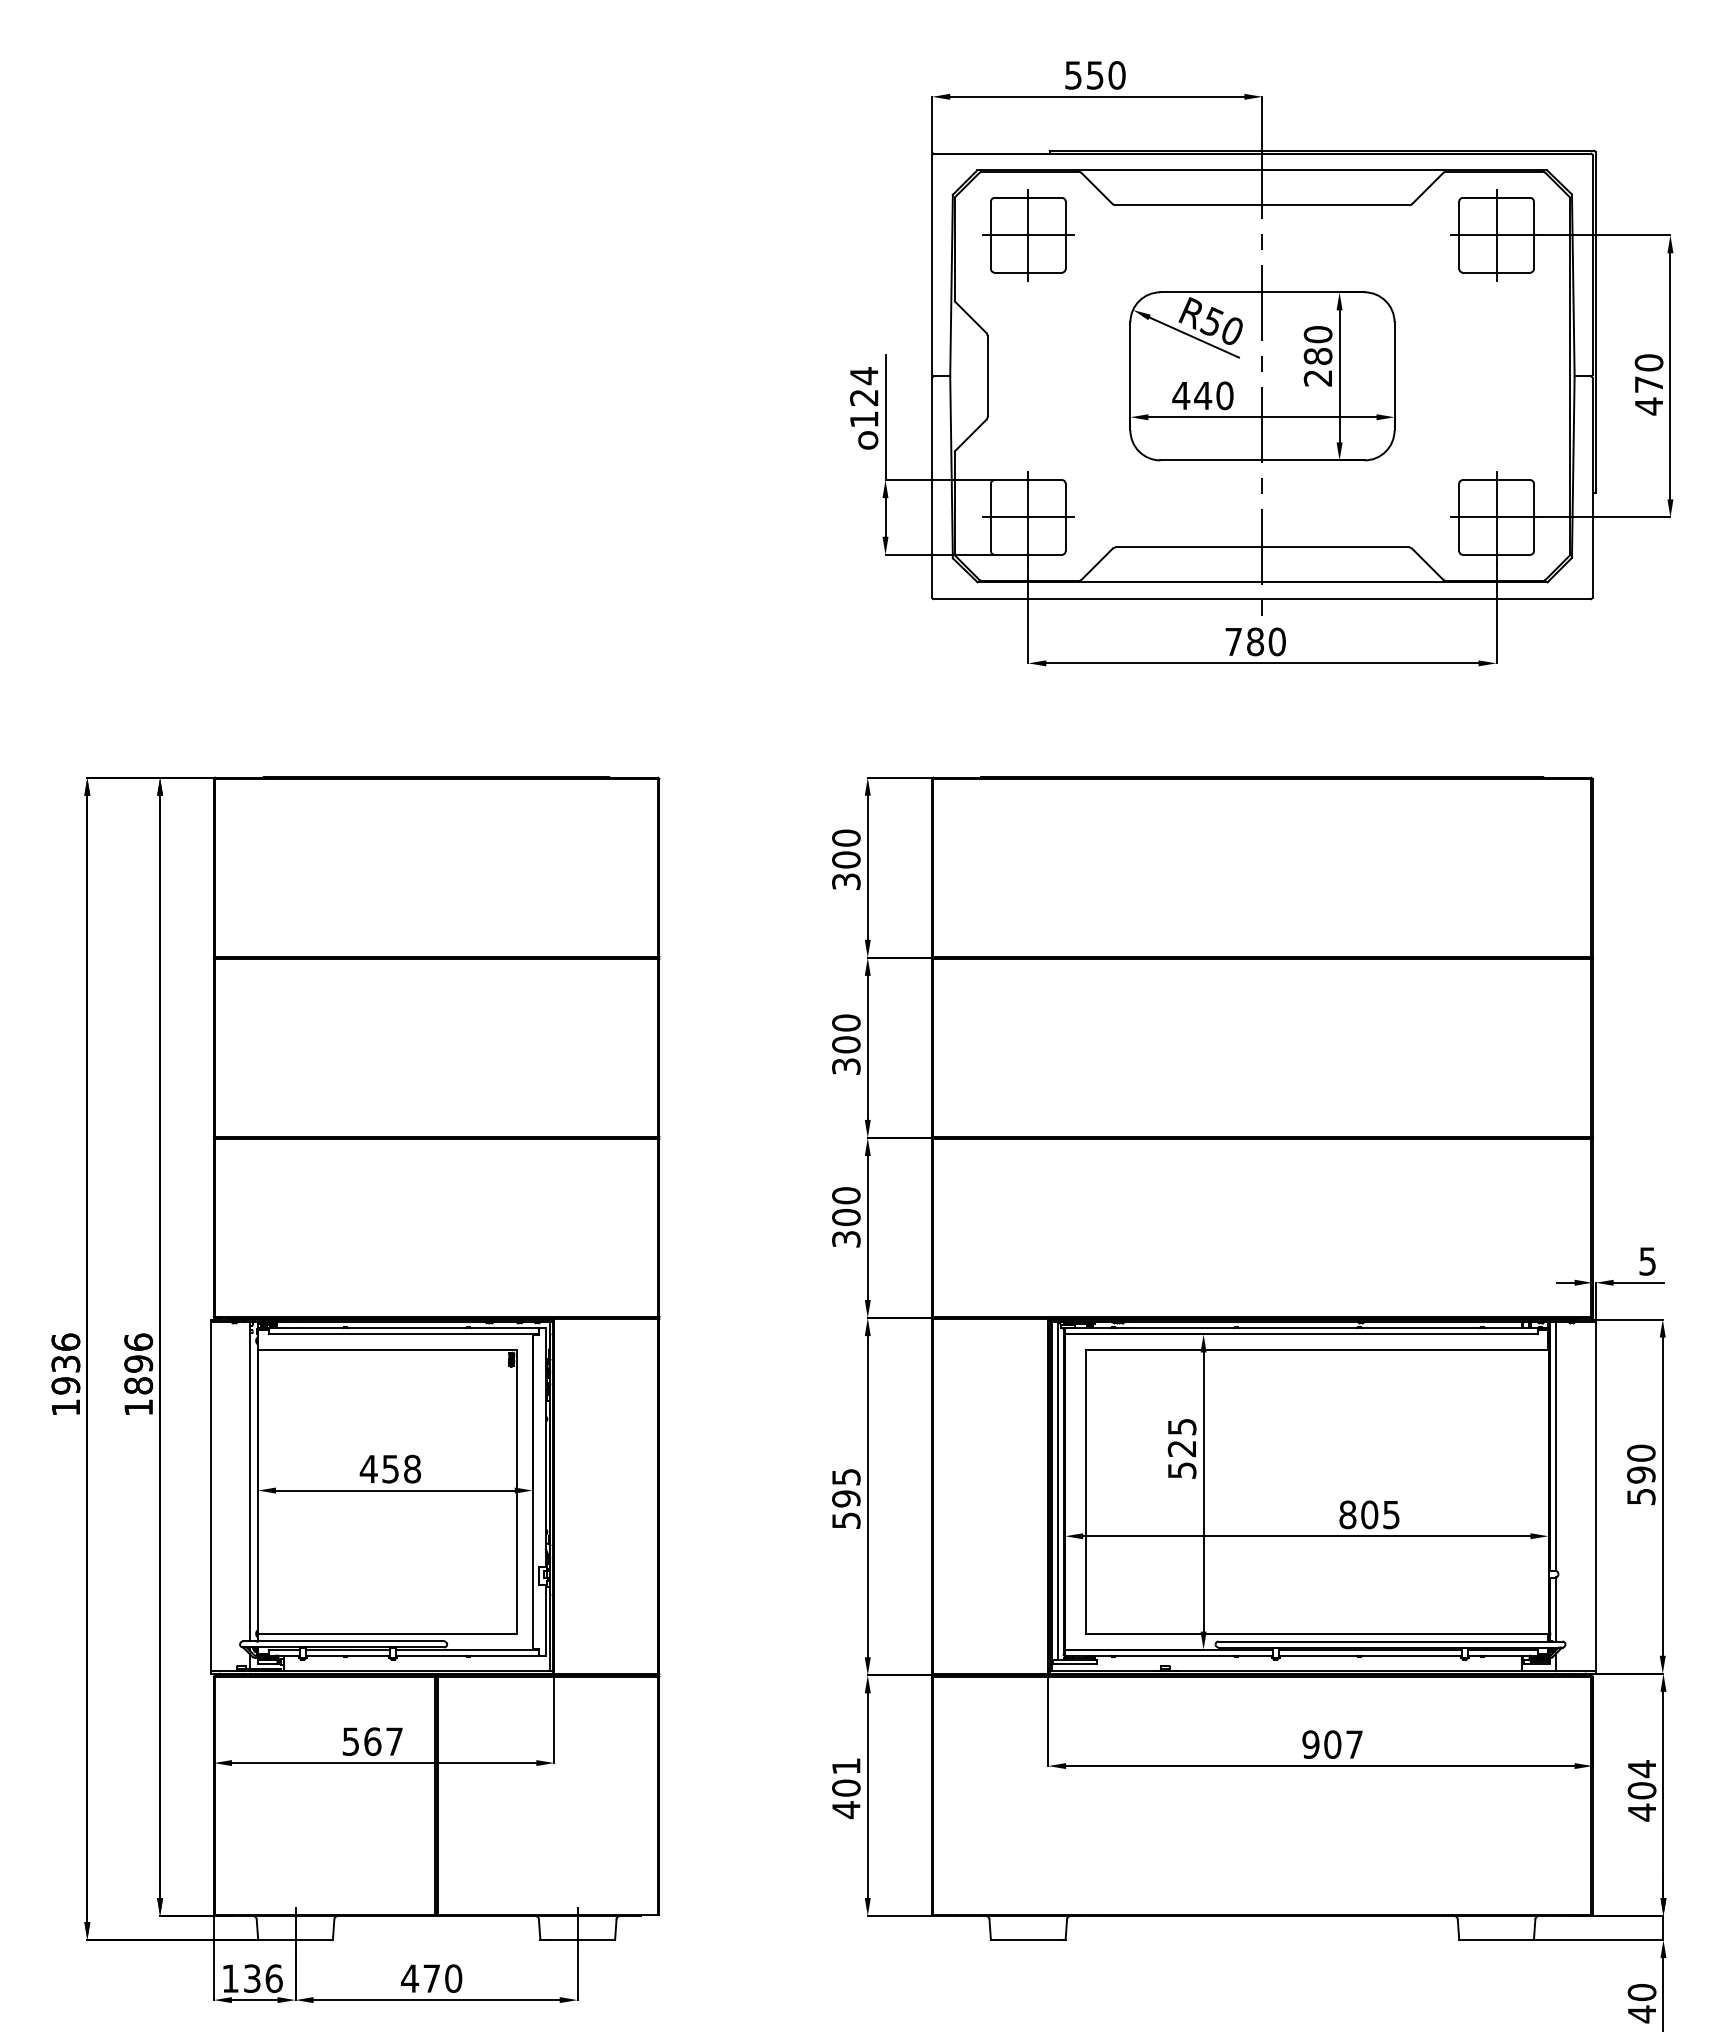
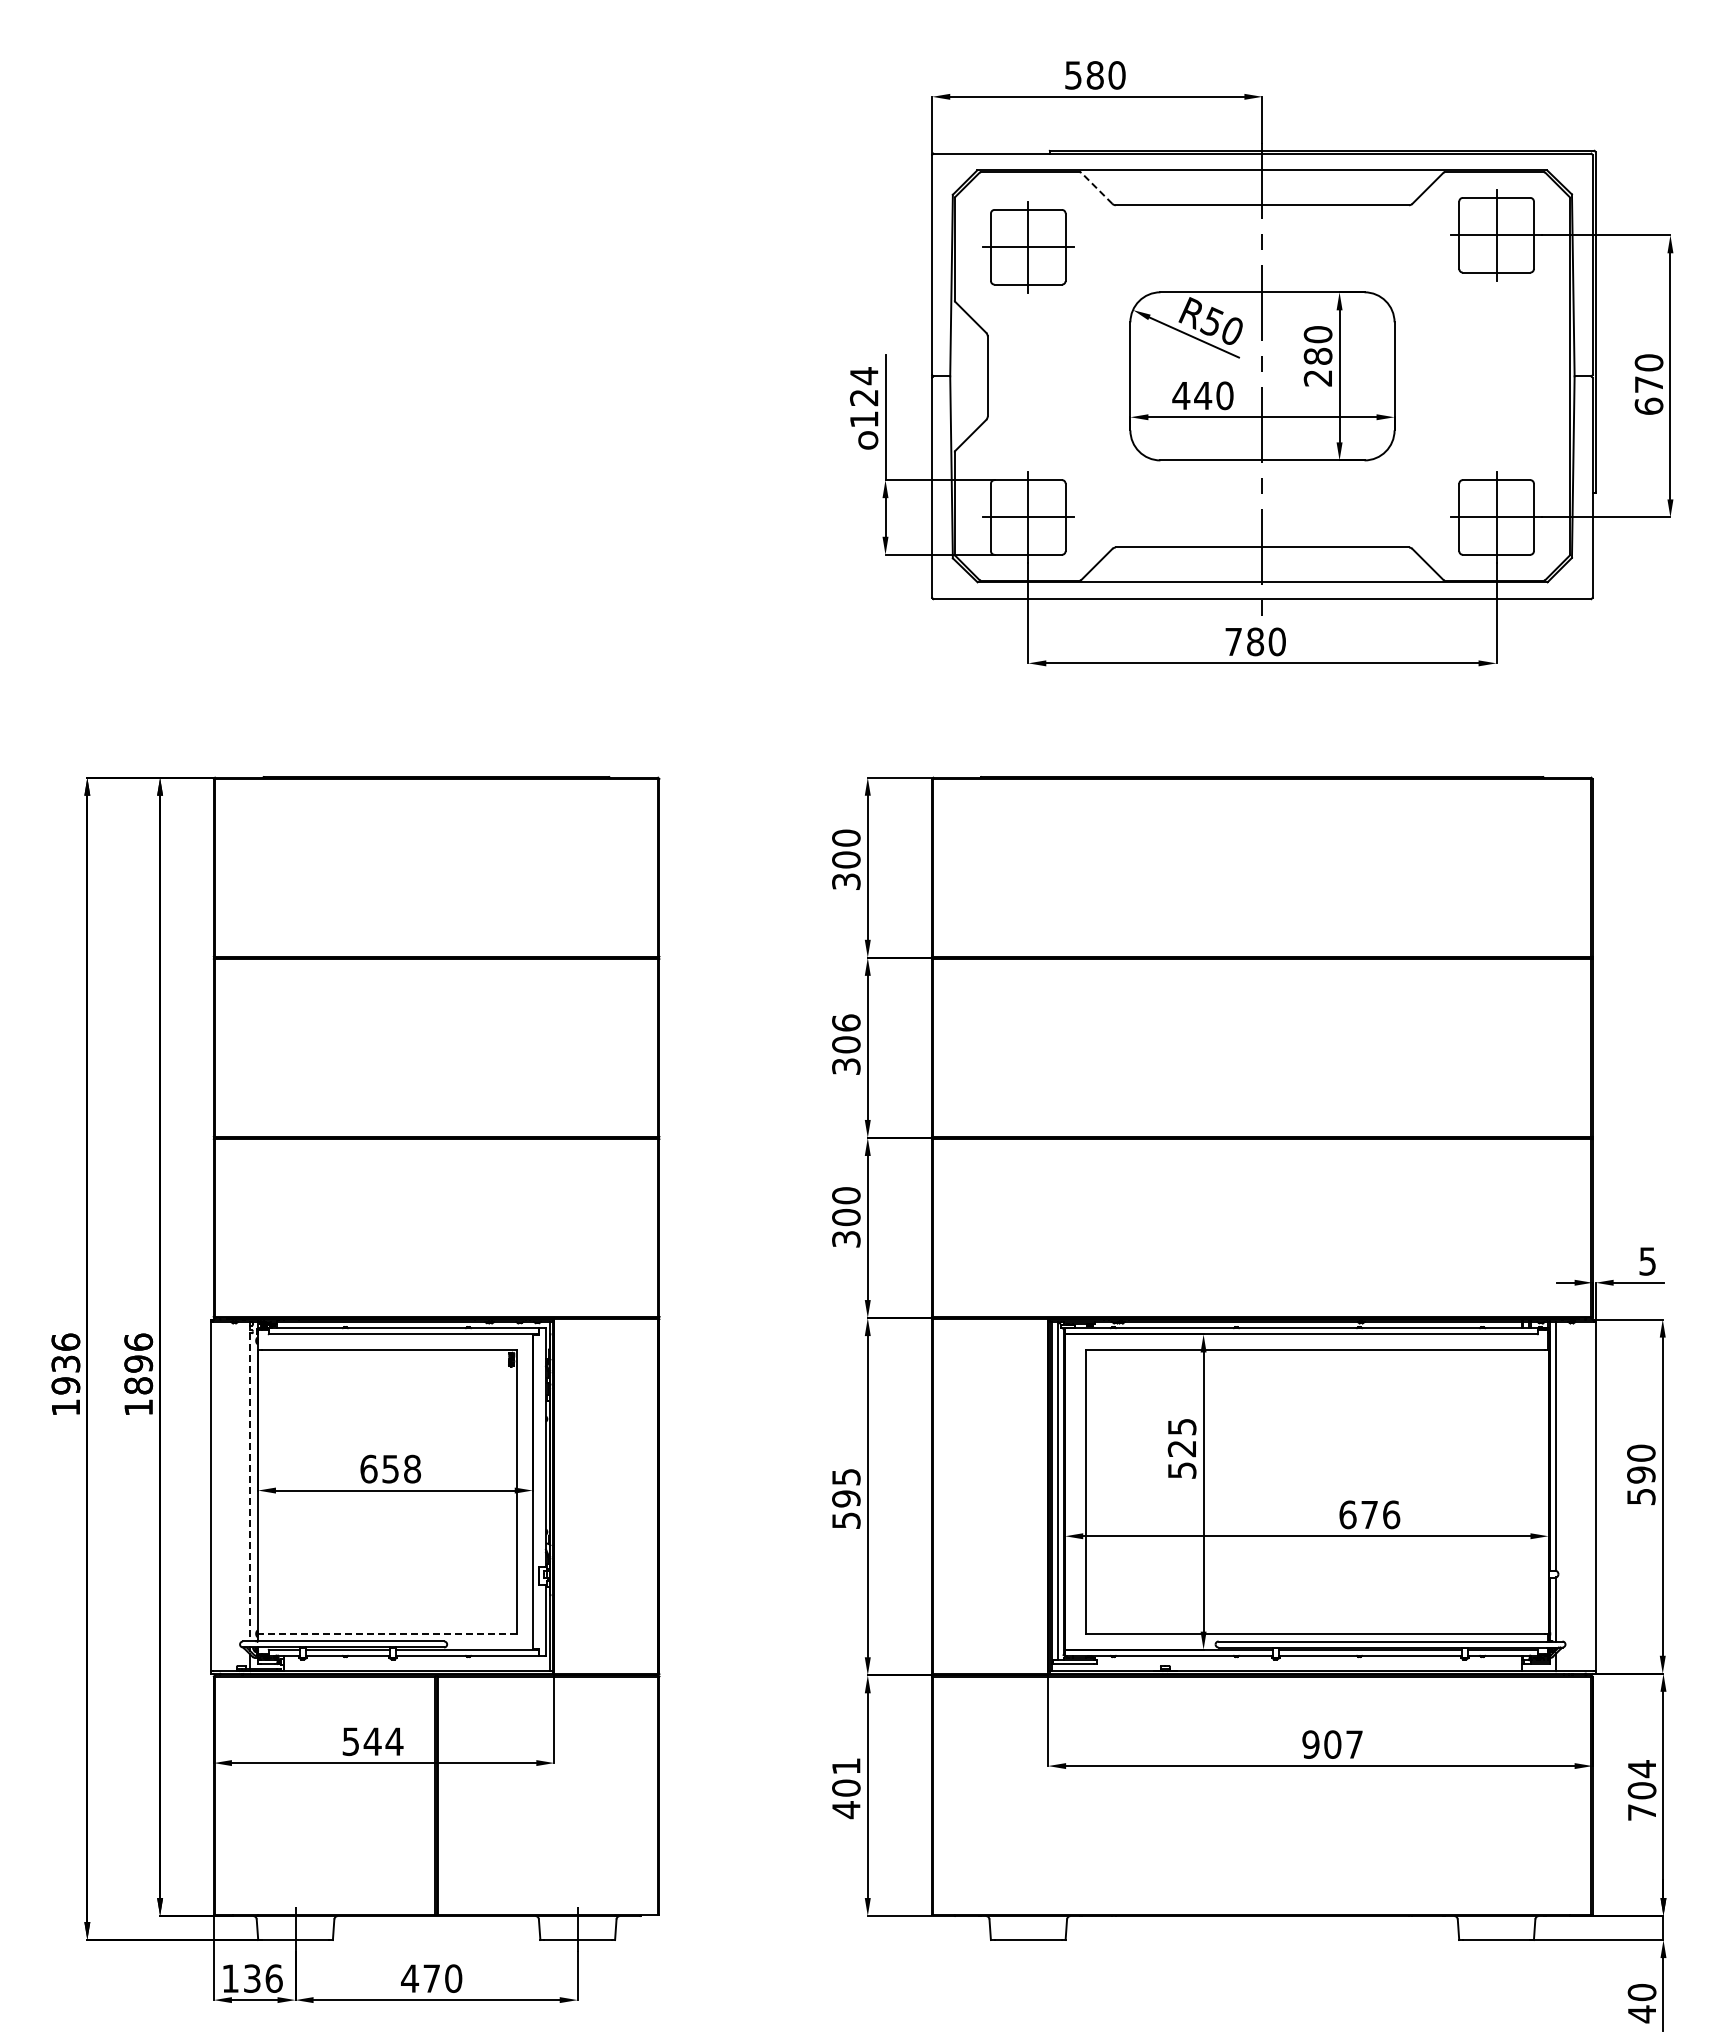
text: 550 -> 580 (1094, 75)
line: solid -> dashed (1096, 188)
part position: (1028, 235) -> (1028, 247) (1028, 247)
text: 470 -> 670 (1648, 406)
text: 300 -> 306 (846, 1022)
text: 458 -> 658 (368, 1468)
line: solid -> dashed (250, 1481)
text: 805 -> 676 (1369, 1514)
line: solid -> dashed (389, 1633)
text: 567 -> 544 (383, 1741)
text: 404 -> 704 (1641, 1812)
